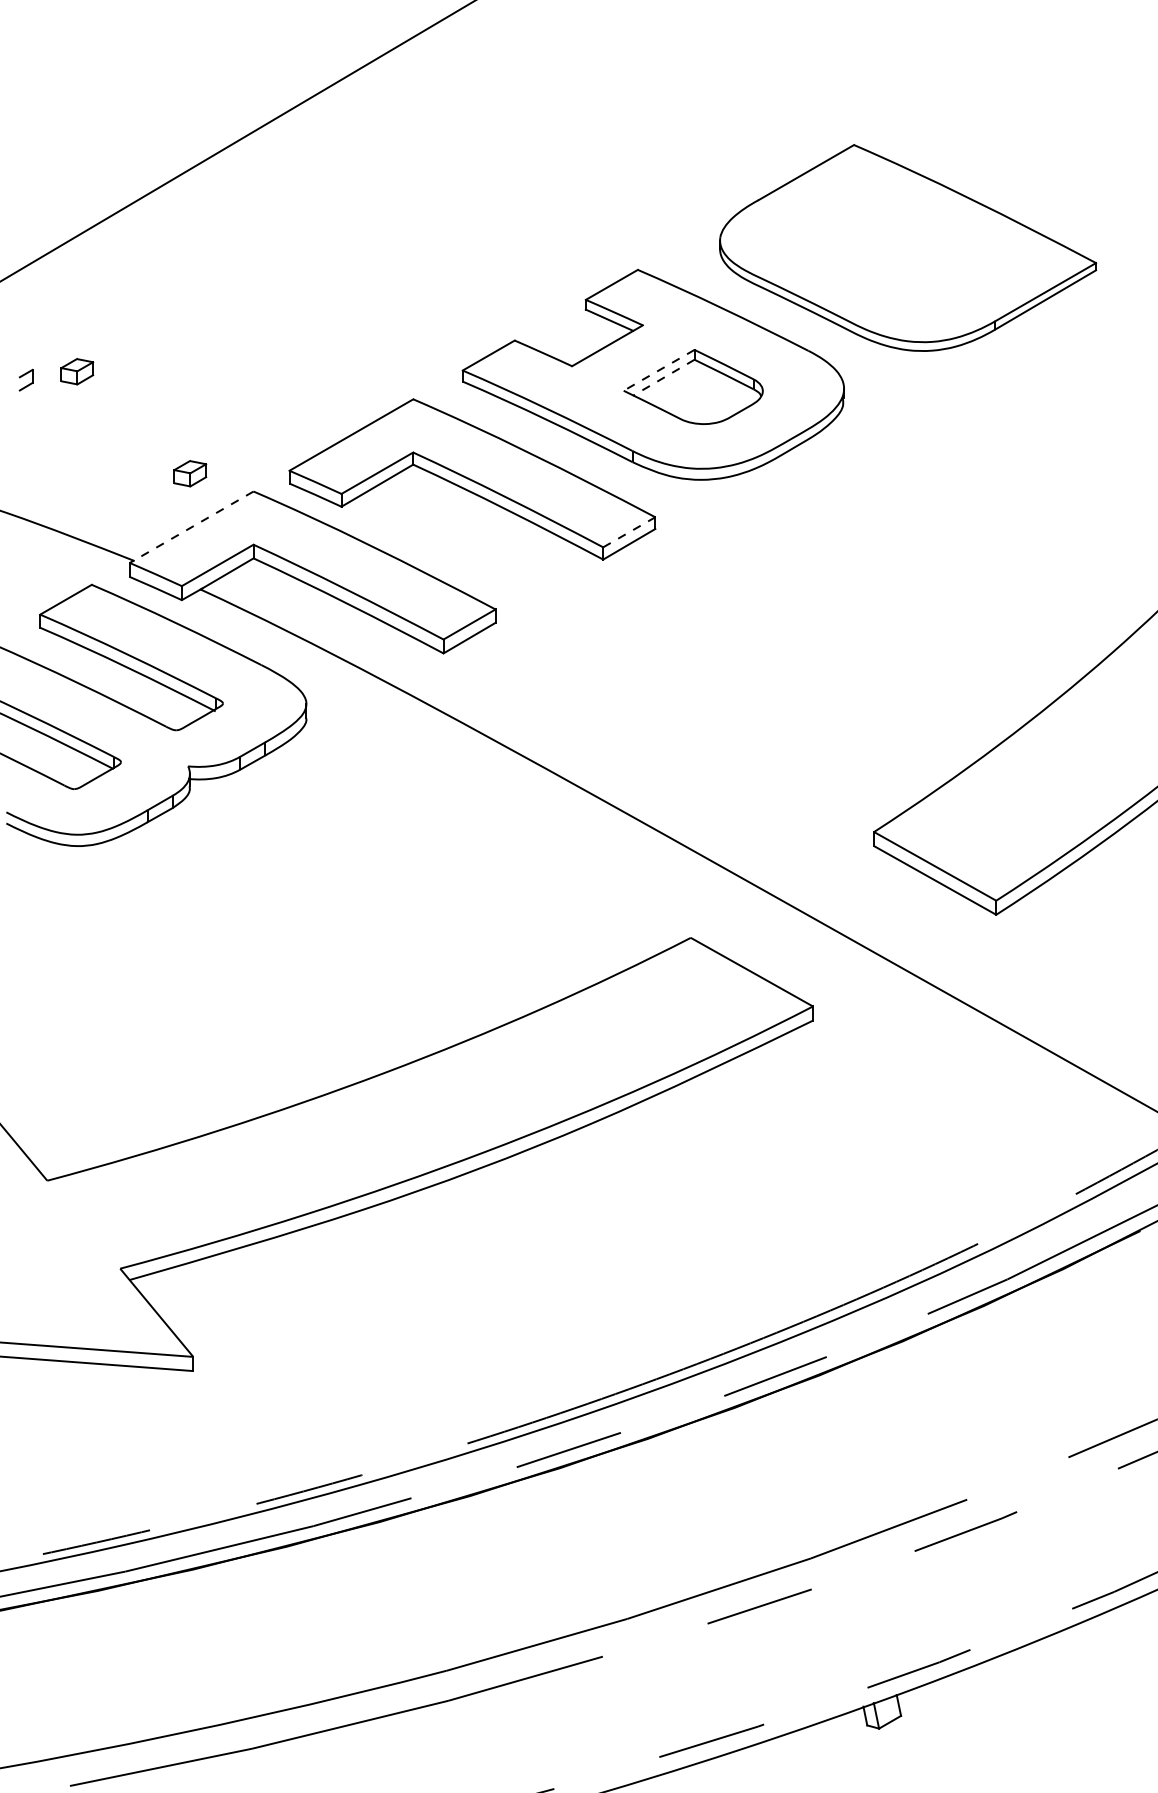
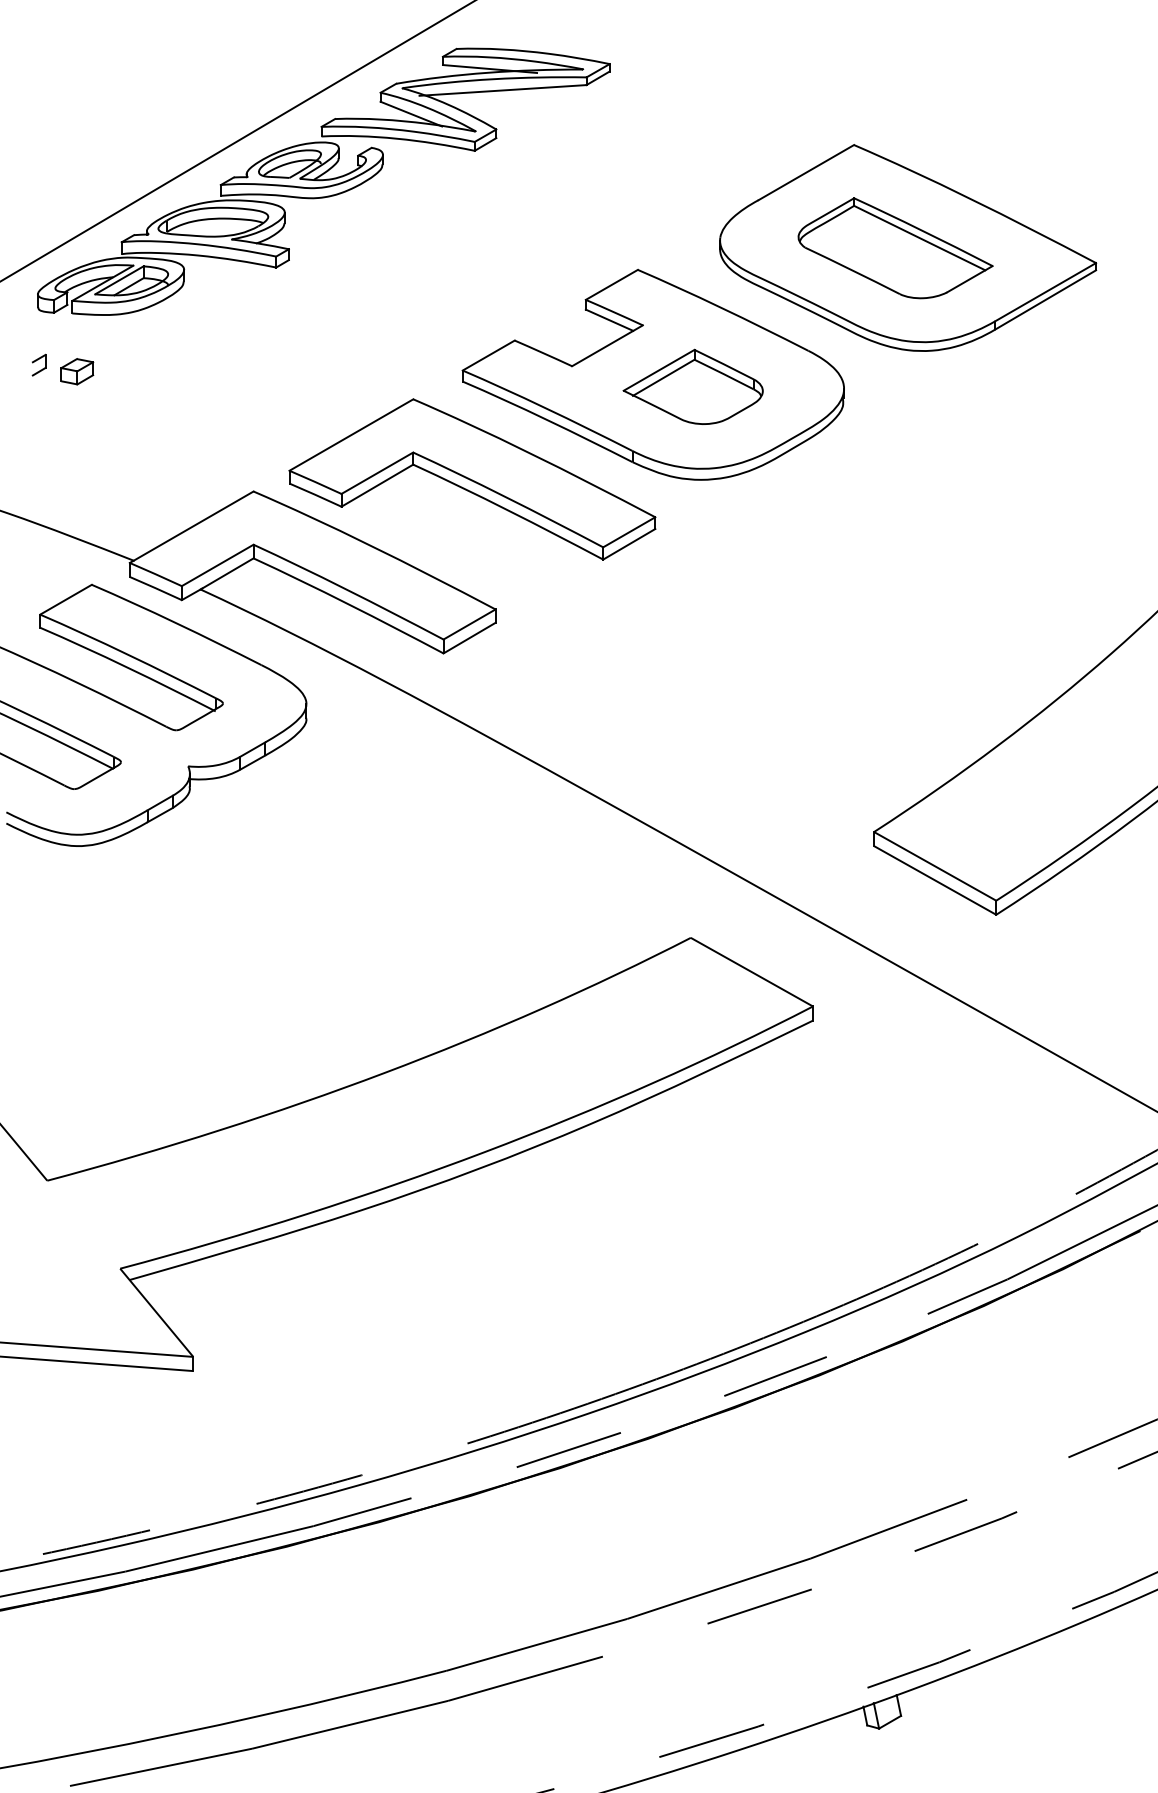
part: none -> present (323, 181)
part: none -> present (895, 248)
line: dashed -> solid (659, 370)
line: dashed -> solid (663, 377)
part position: (25, 379) -> (38, 364) (38, 364)
part: present -> none (190, 473)
line: dashed -> solid (191, 527)
line: dashed -> solid (629, 532)
